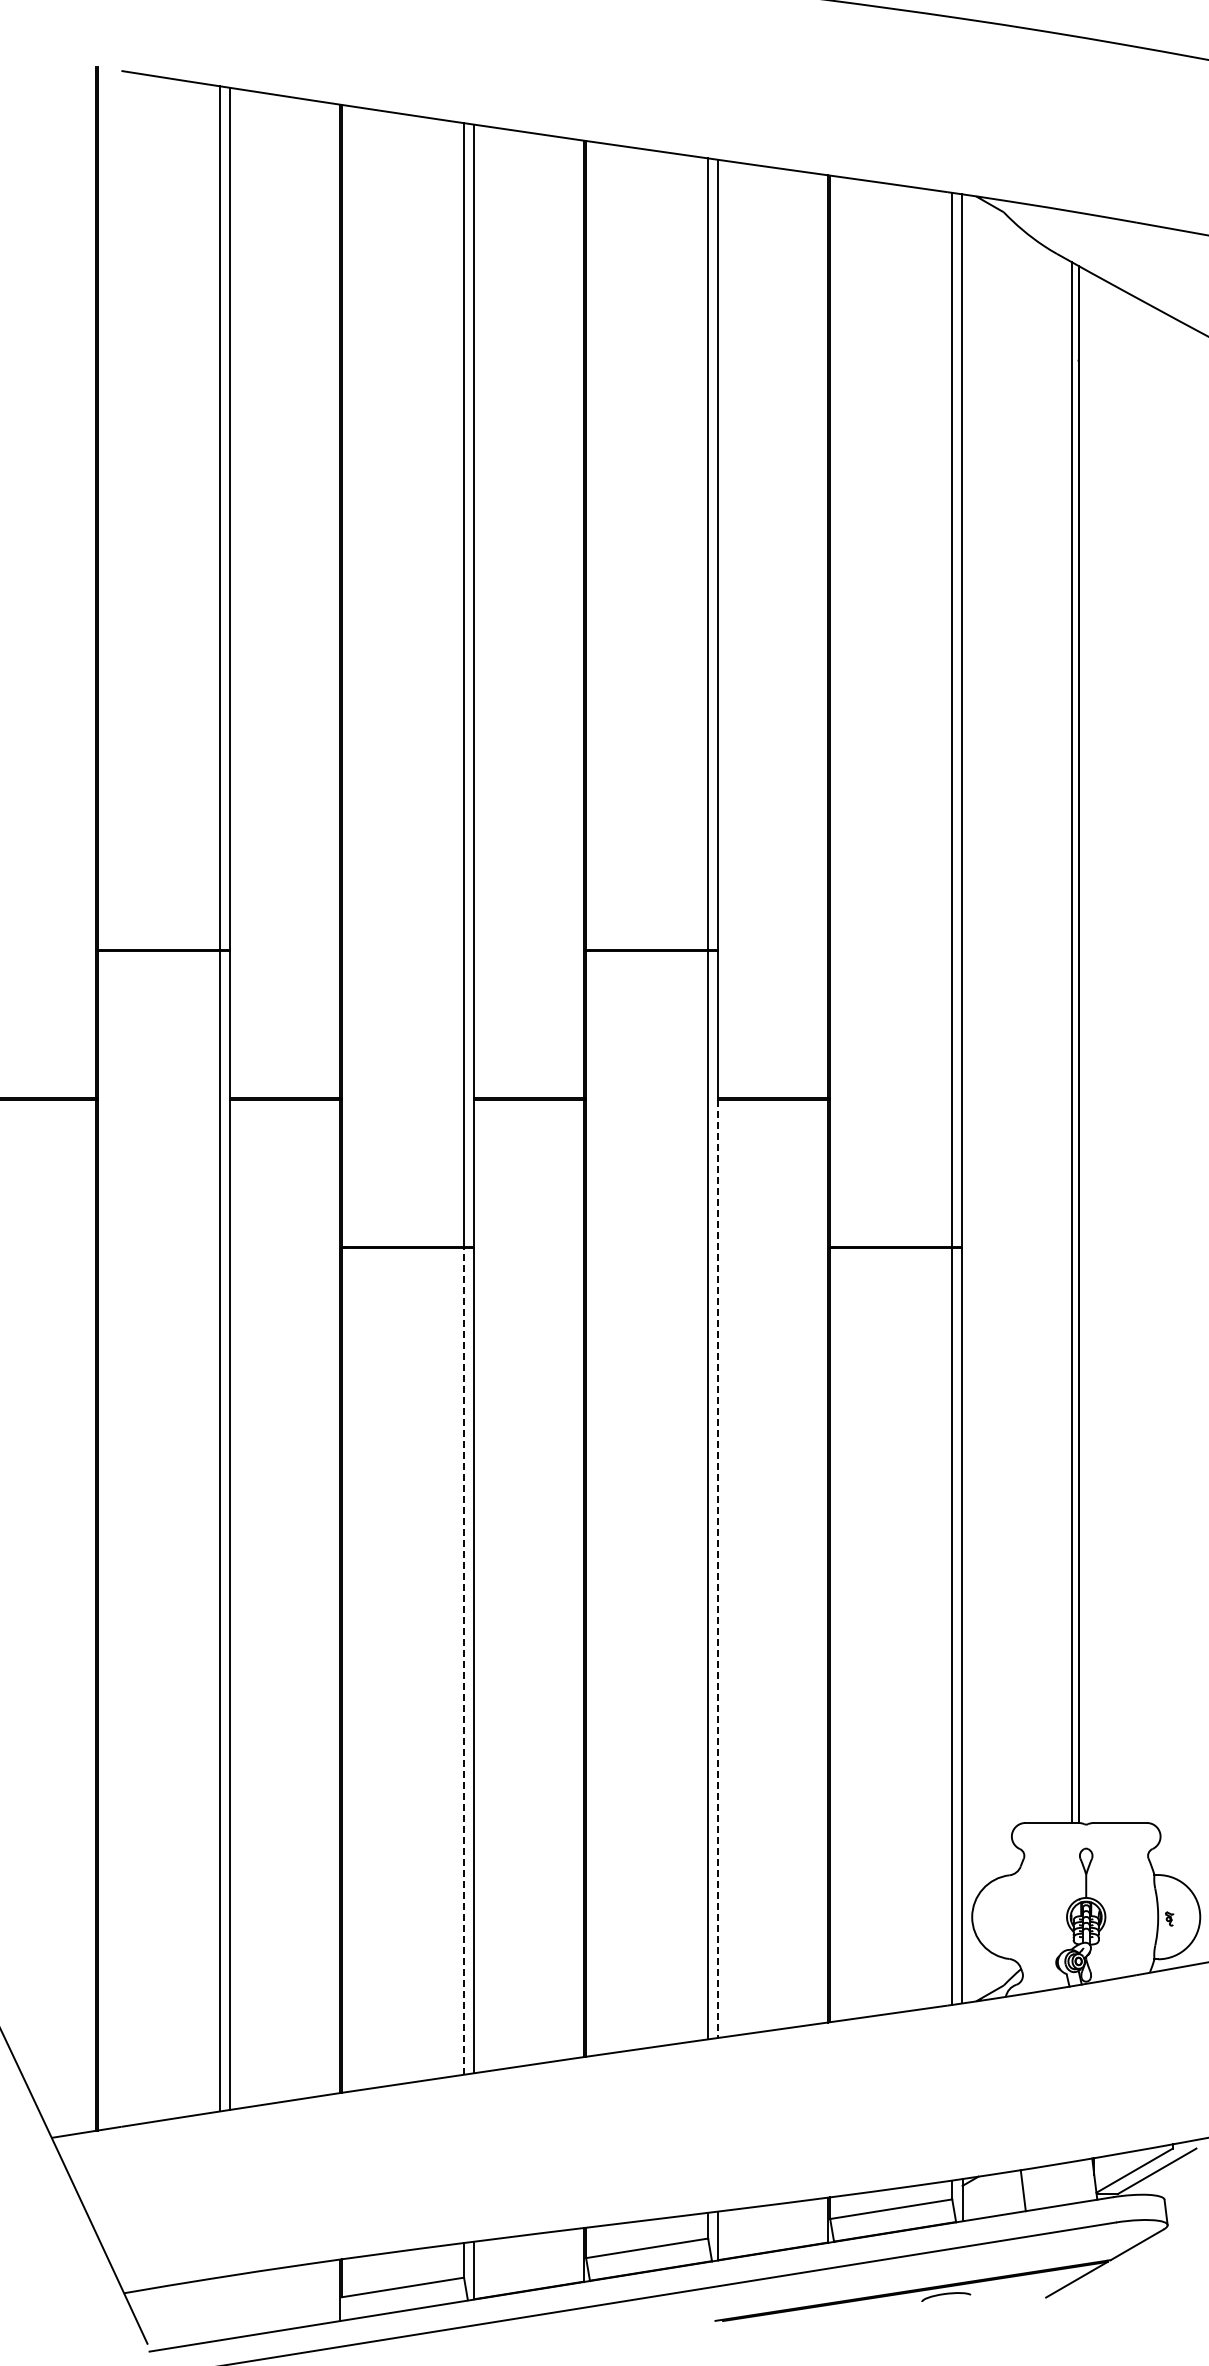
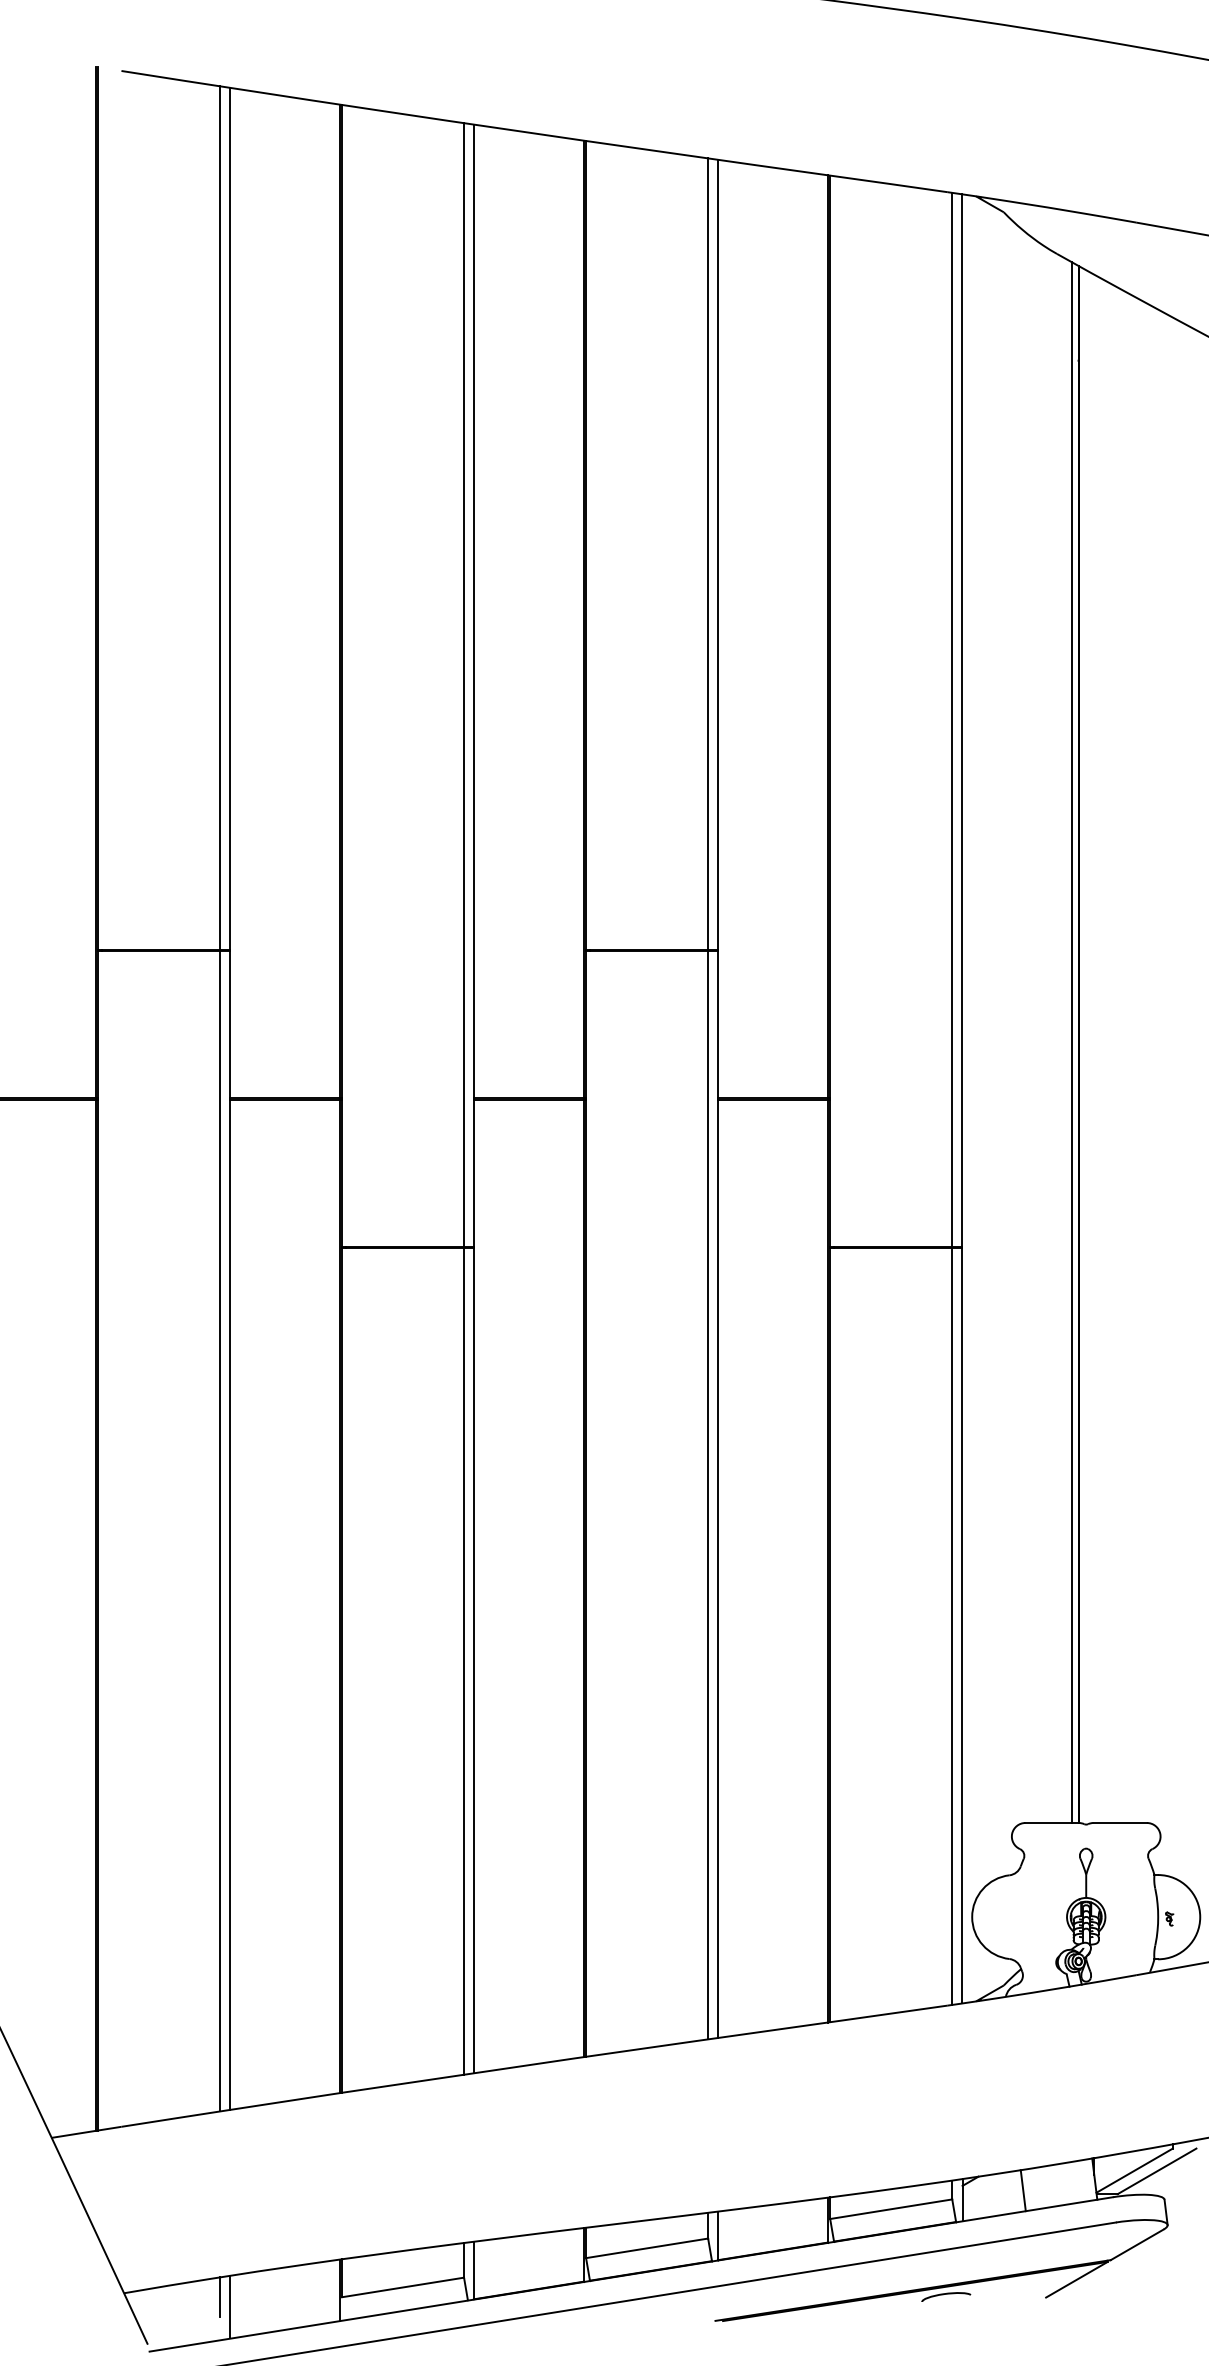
line: dashed -> solid (718, 1569)
line: dashed -> solid (464, 1660)
line: none -> present (219, 2296)
line: none -> present (229, 2306)
